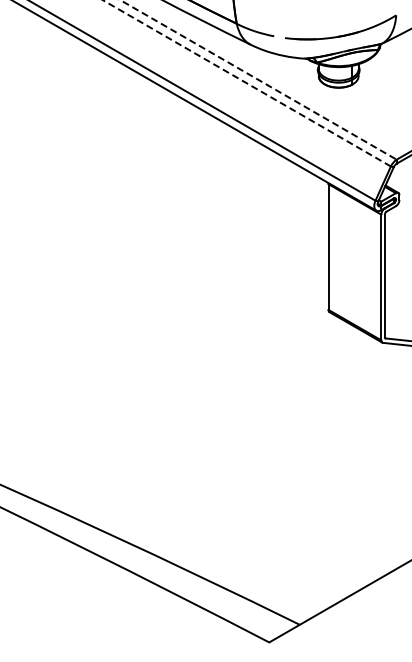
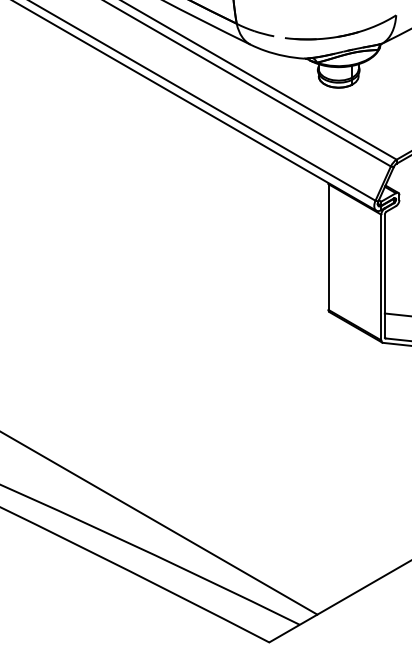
line: dashed -> solid (259, 80)
line: dashed -> solid (246, 83)
line: none -> present (396, 314)
line: none -> present (159, 523)
